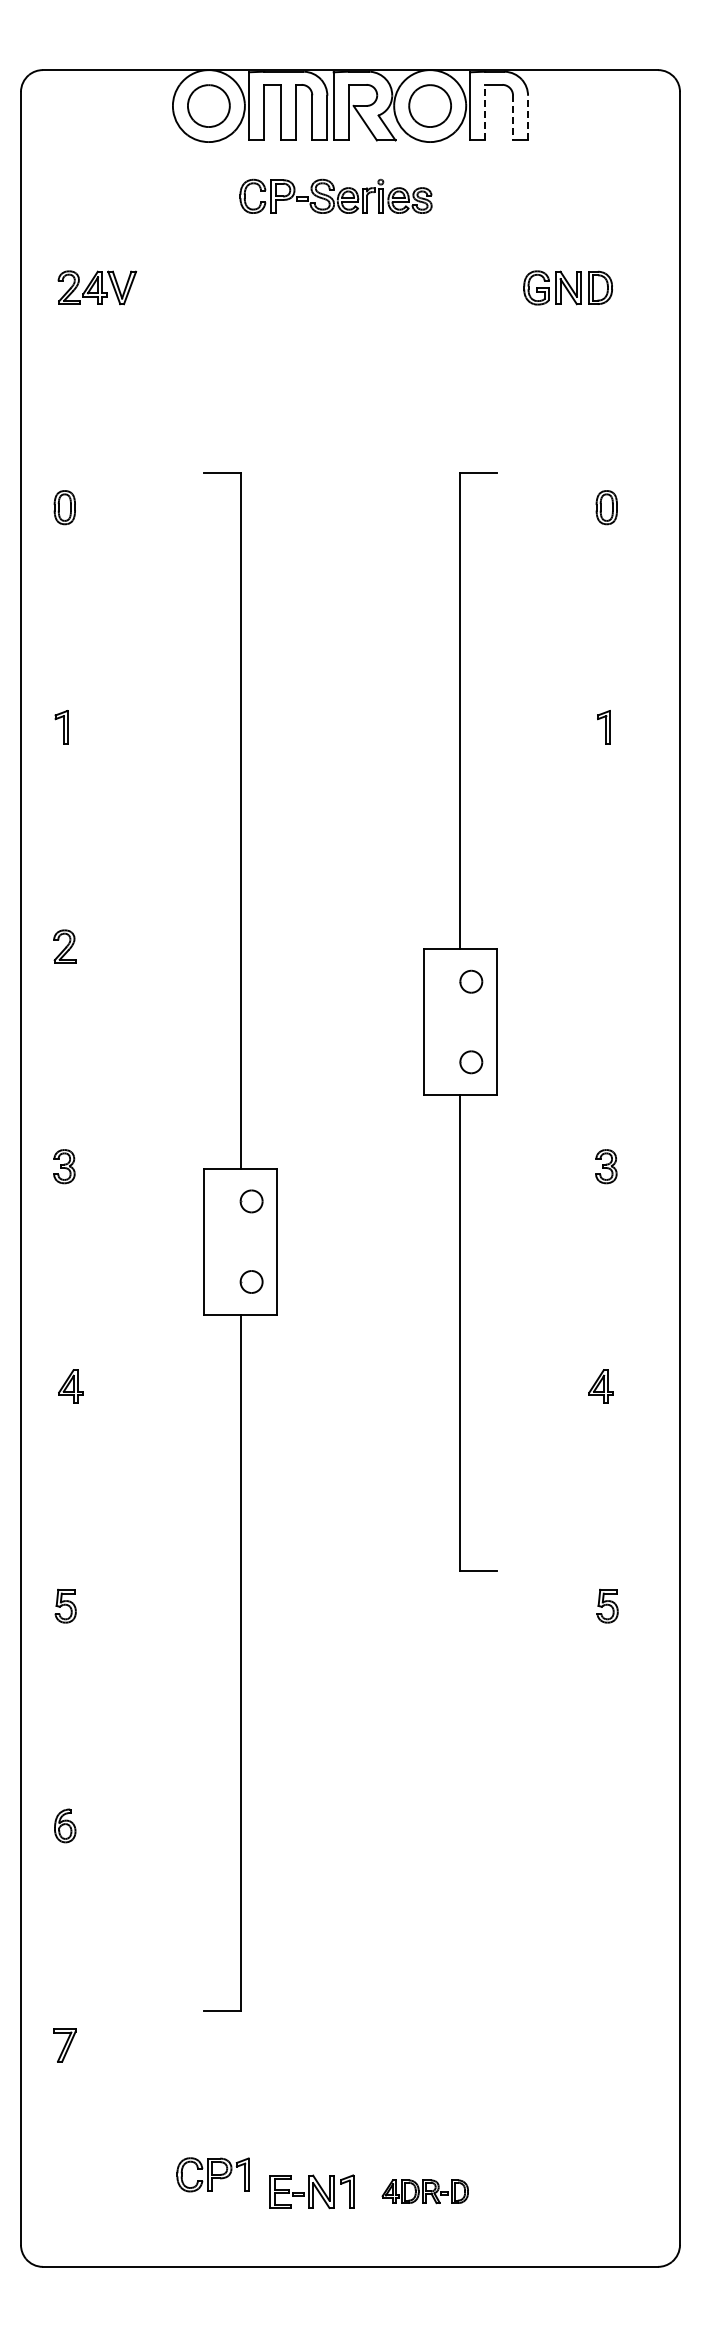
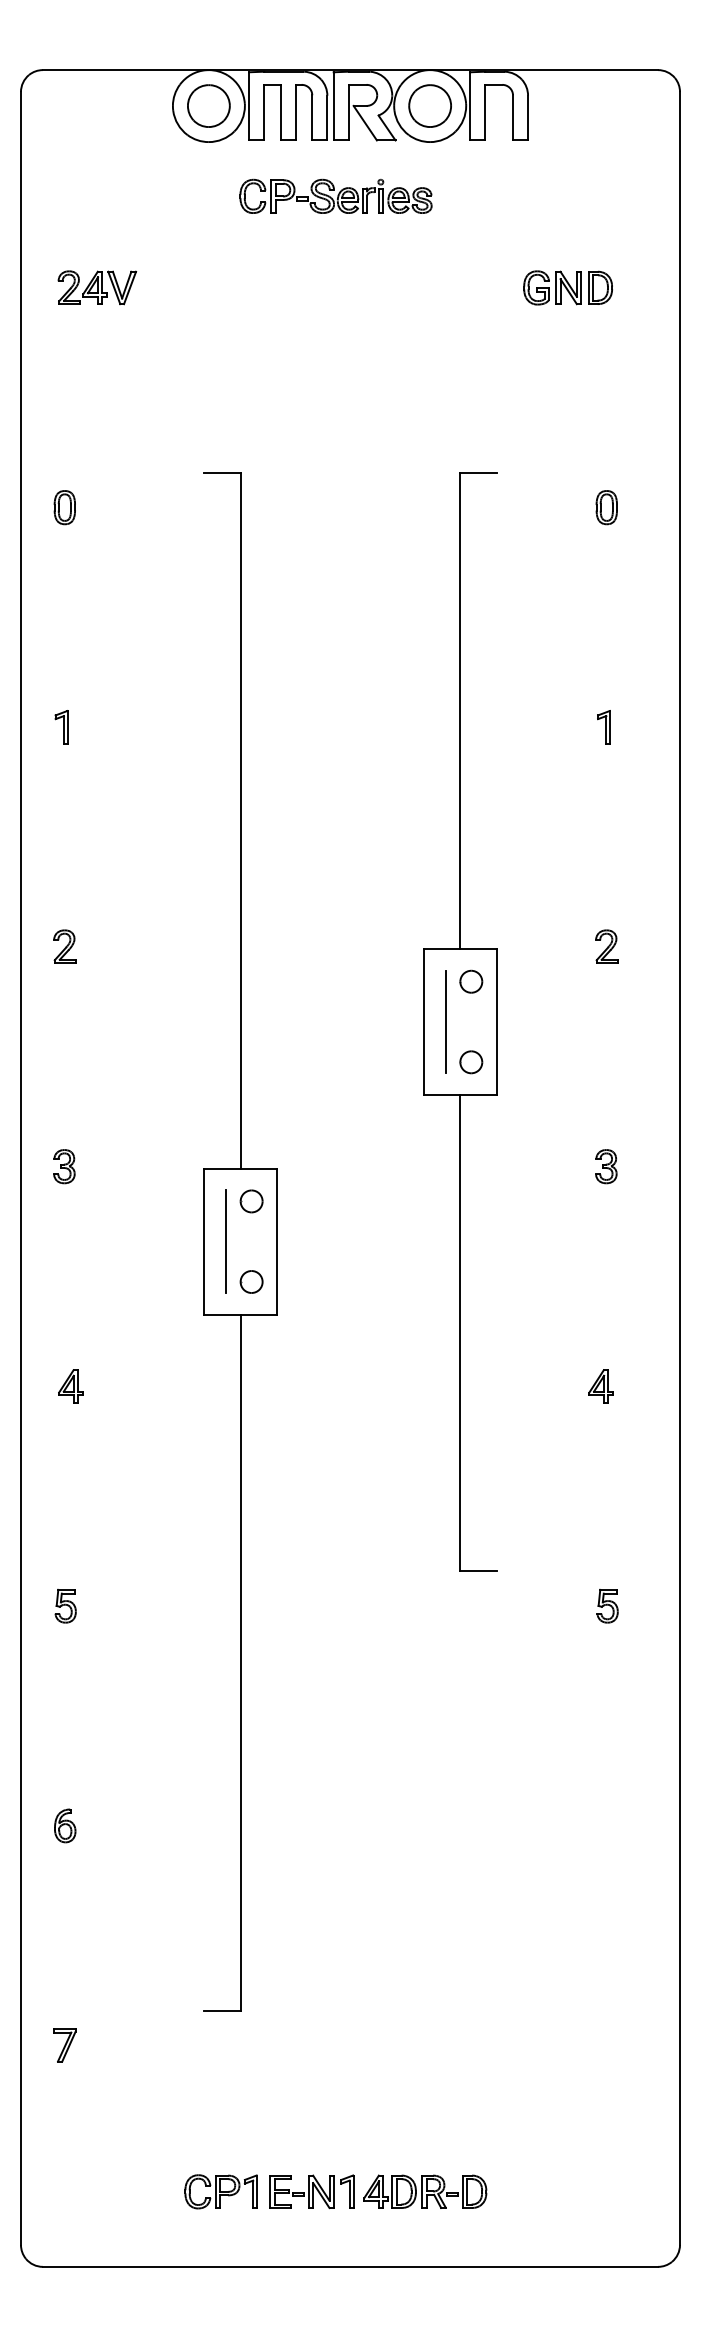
line: dashed -> solid (485, 112)
line: dashed -> solid (513, 117)
line: dashed -> solid (528, 117)
part: none -> present (606, 946)
line: none -> present (445, 1021)
line: none -> present (226, 1241)
part position: (212, 2174) -> (220, 2191) (220, 2191)
part size: 88x26 px -> 125x35 px (425, 2191)
